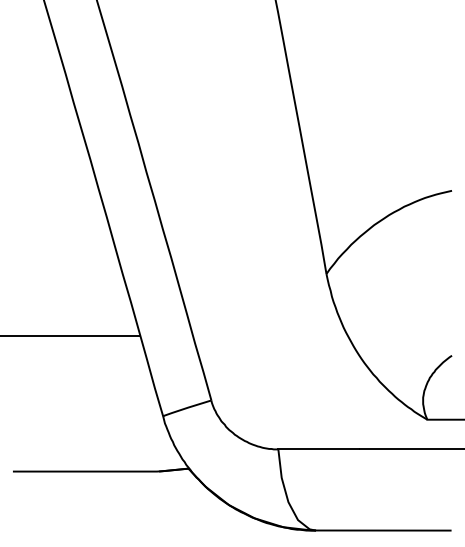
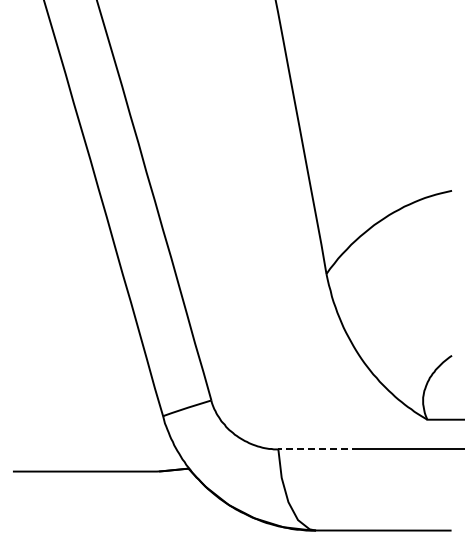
line: present -> none (71, 336)
line: solid -> dashed (318, 449)
